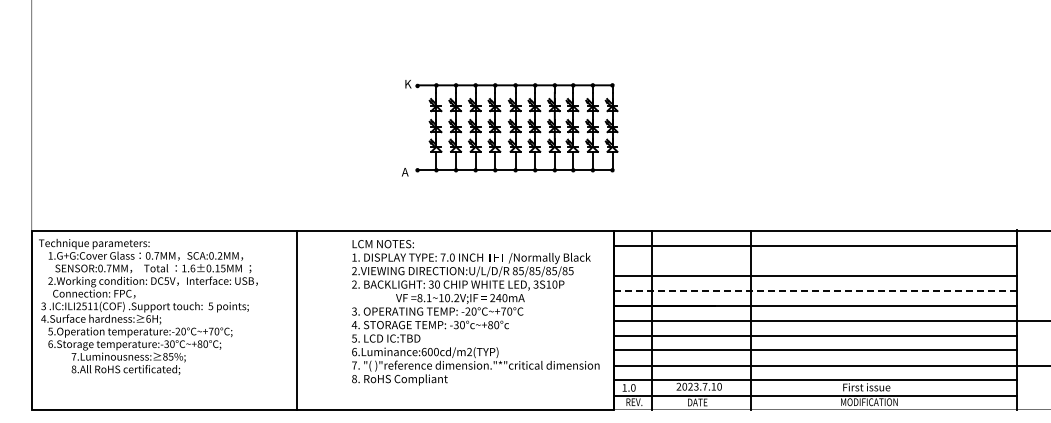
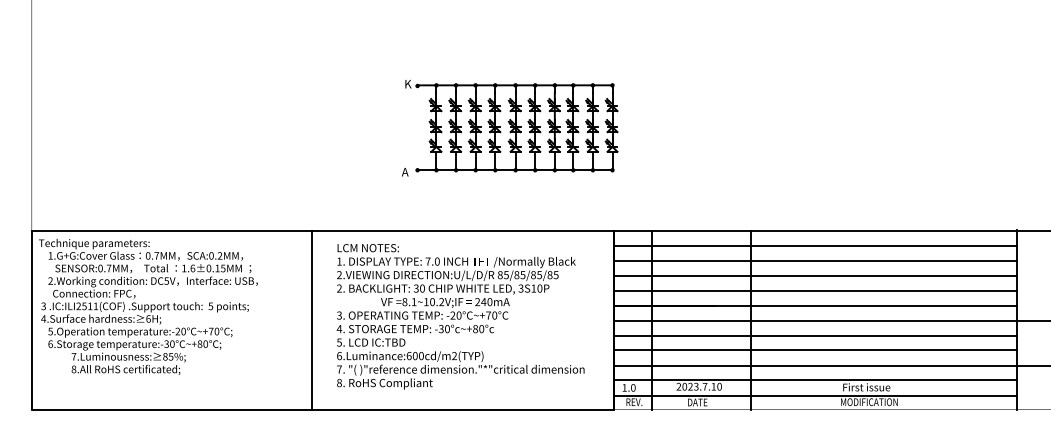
line: none -> present (815, 260)
line: dashed -> solid (815, 290)
text position: (475, 312) -> (460, 316) (460, 316)
line position: (297, 319) -> (312, 319) (312, 319)
